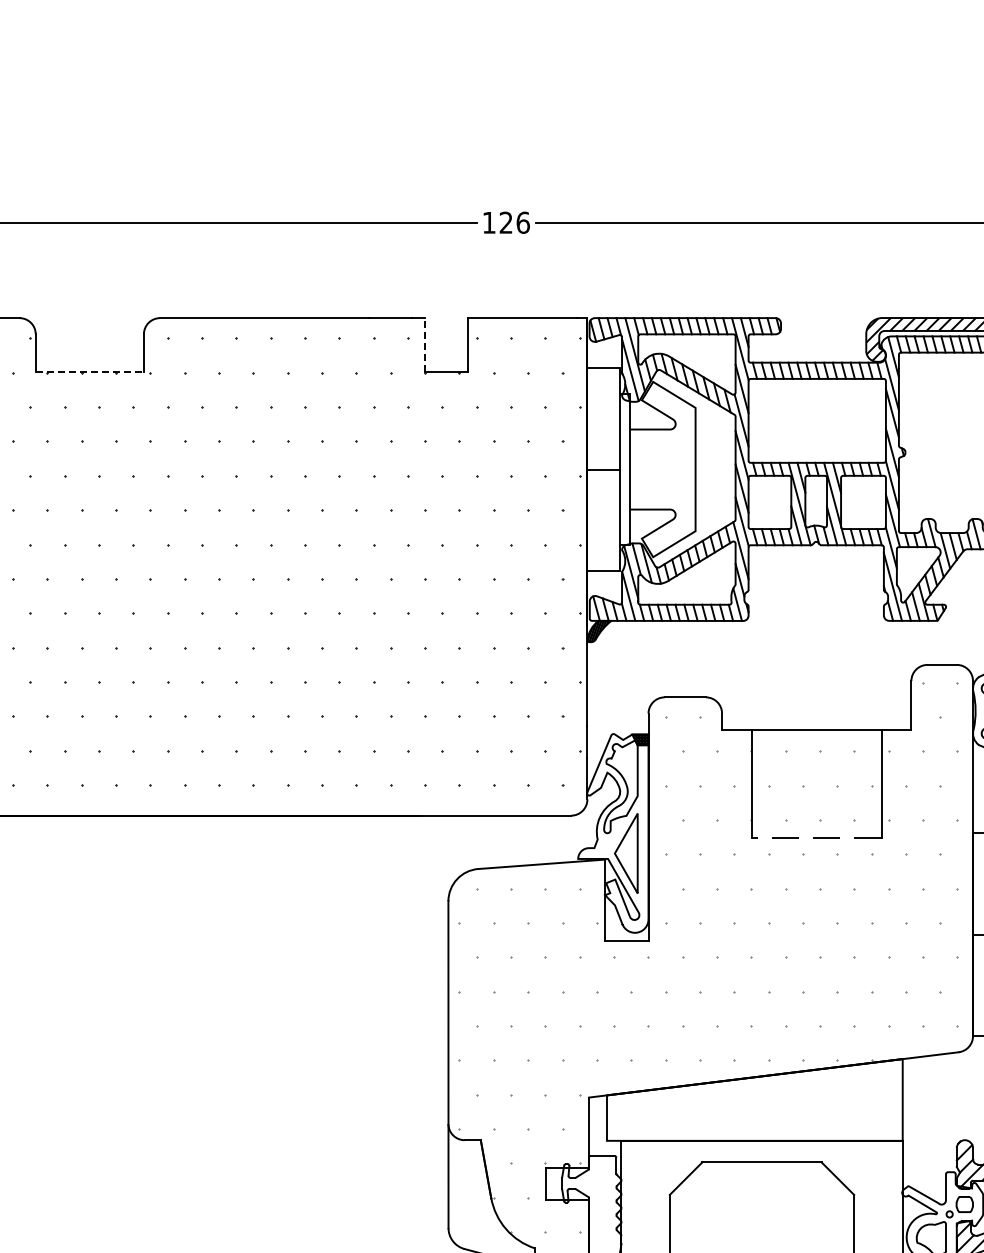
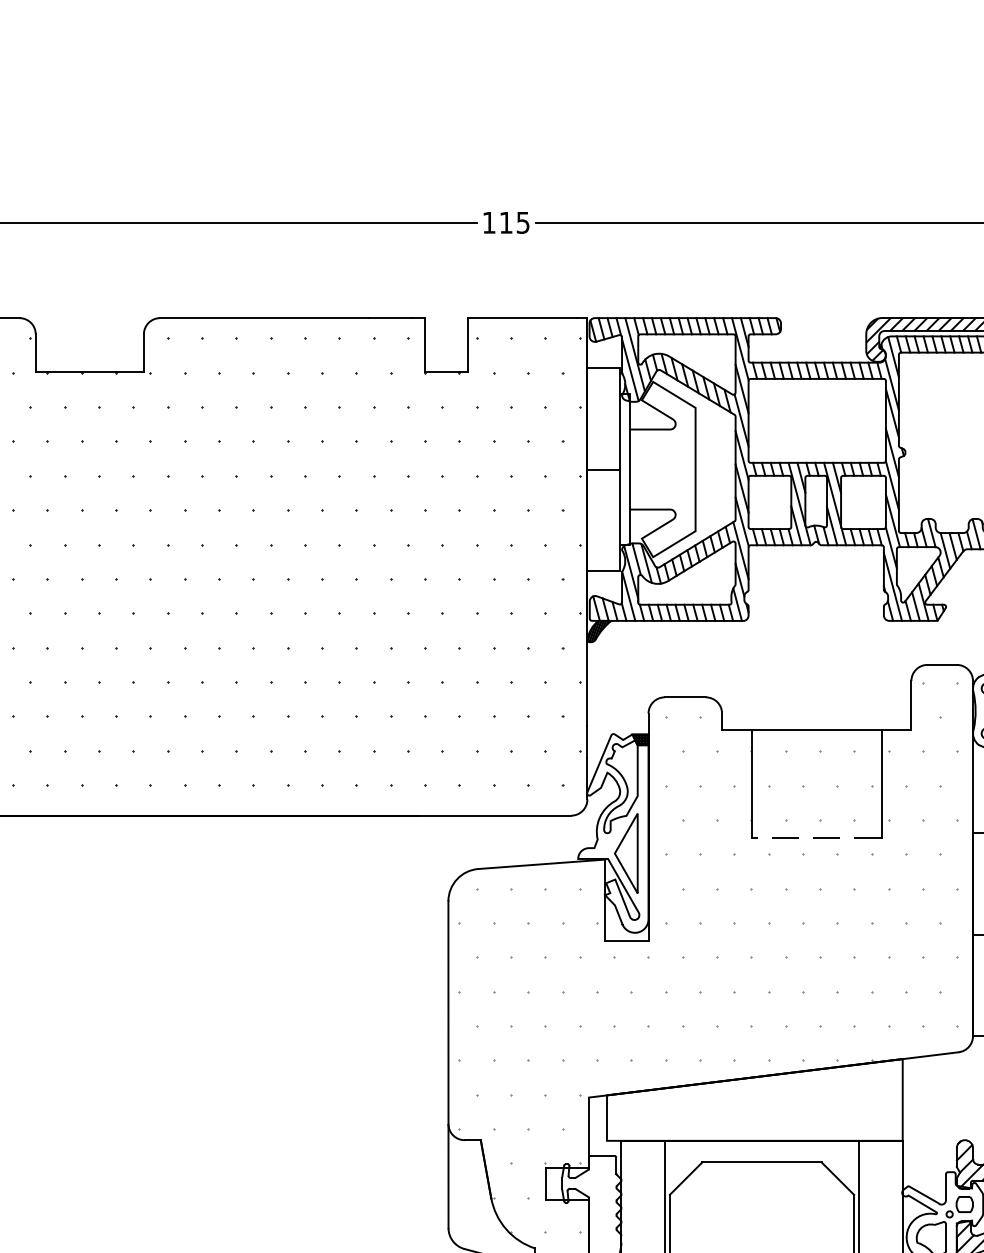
text: 126 -> 115 (514, 222)
line: dashed -> solid (425, 344)
line: dashed -> solid (90, 372)
line: none -> present (664, 1194)
line: none -> present (859, 1194)
